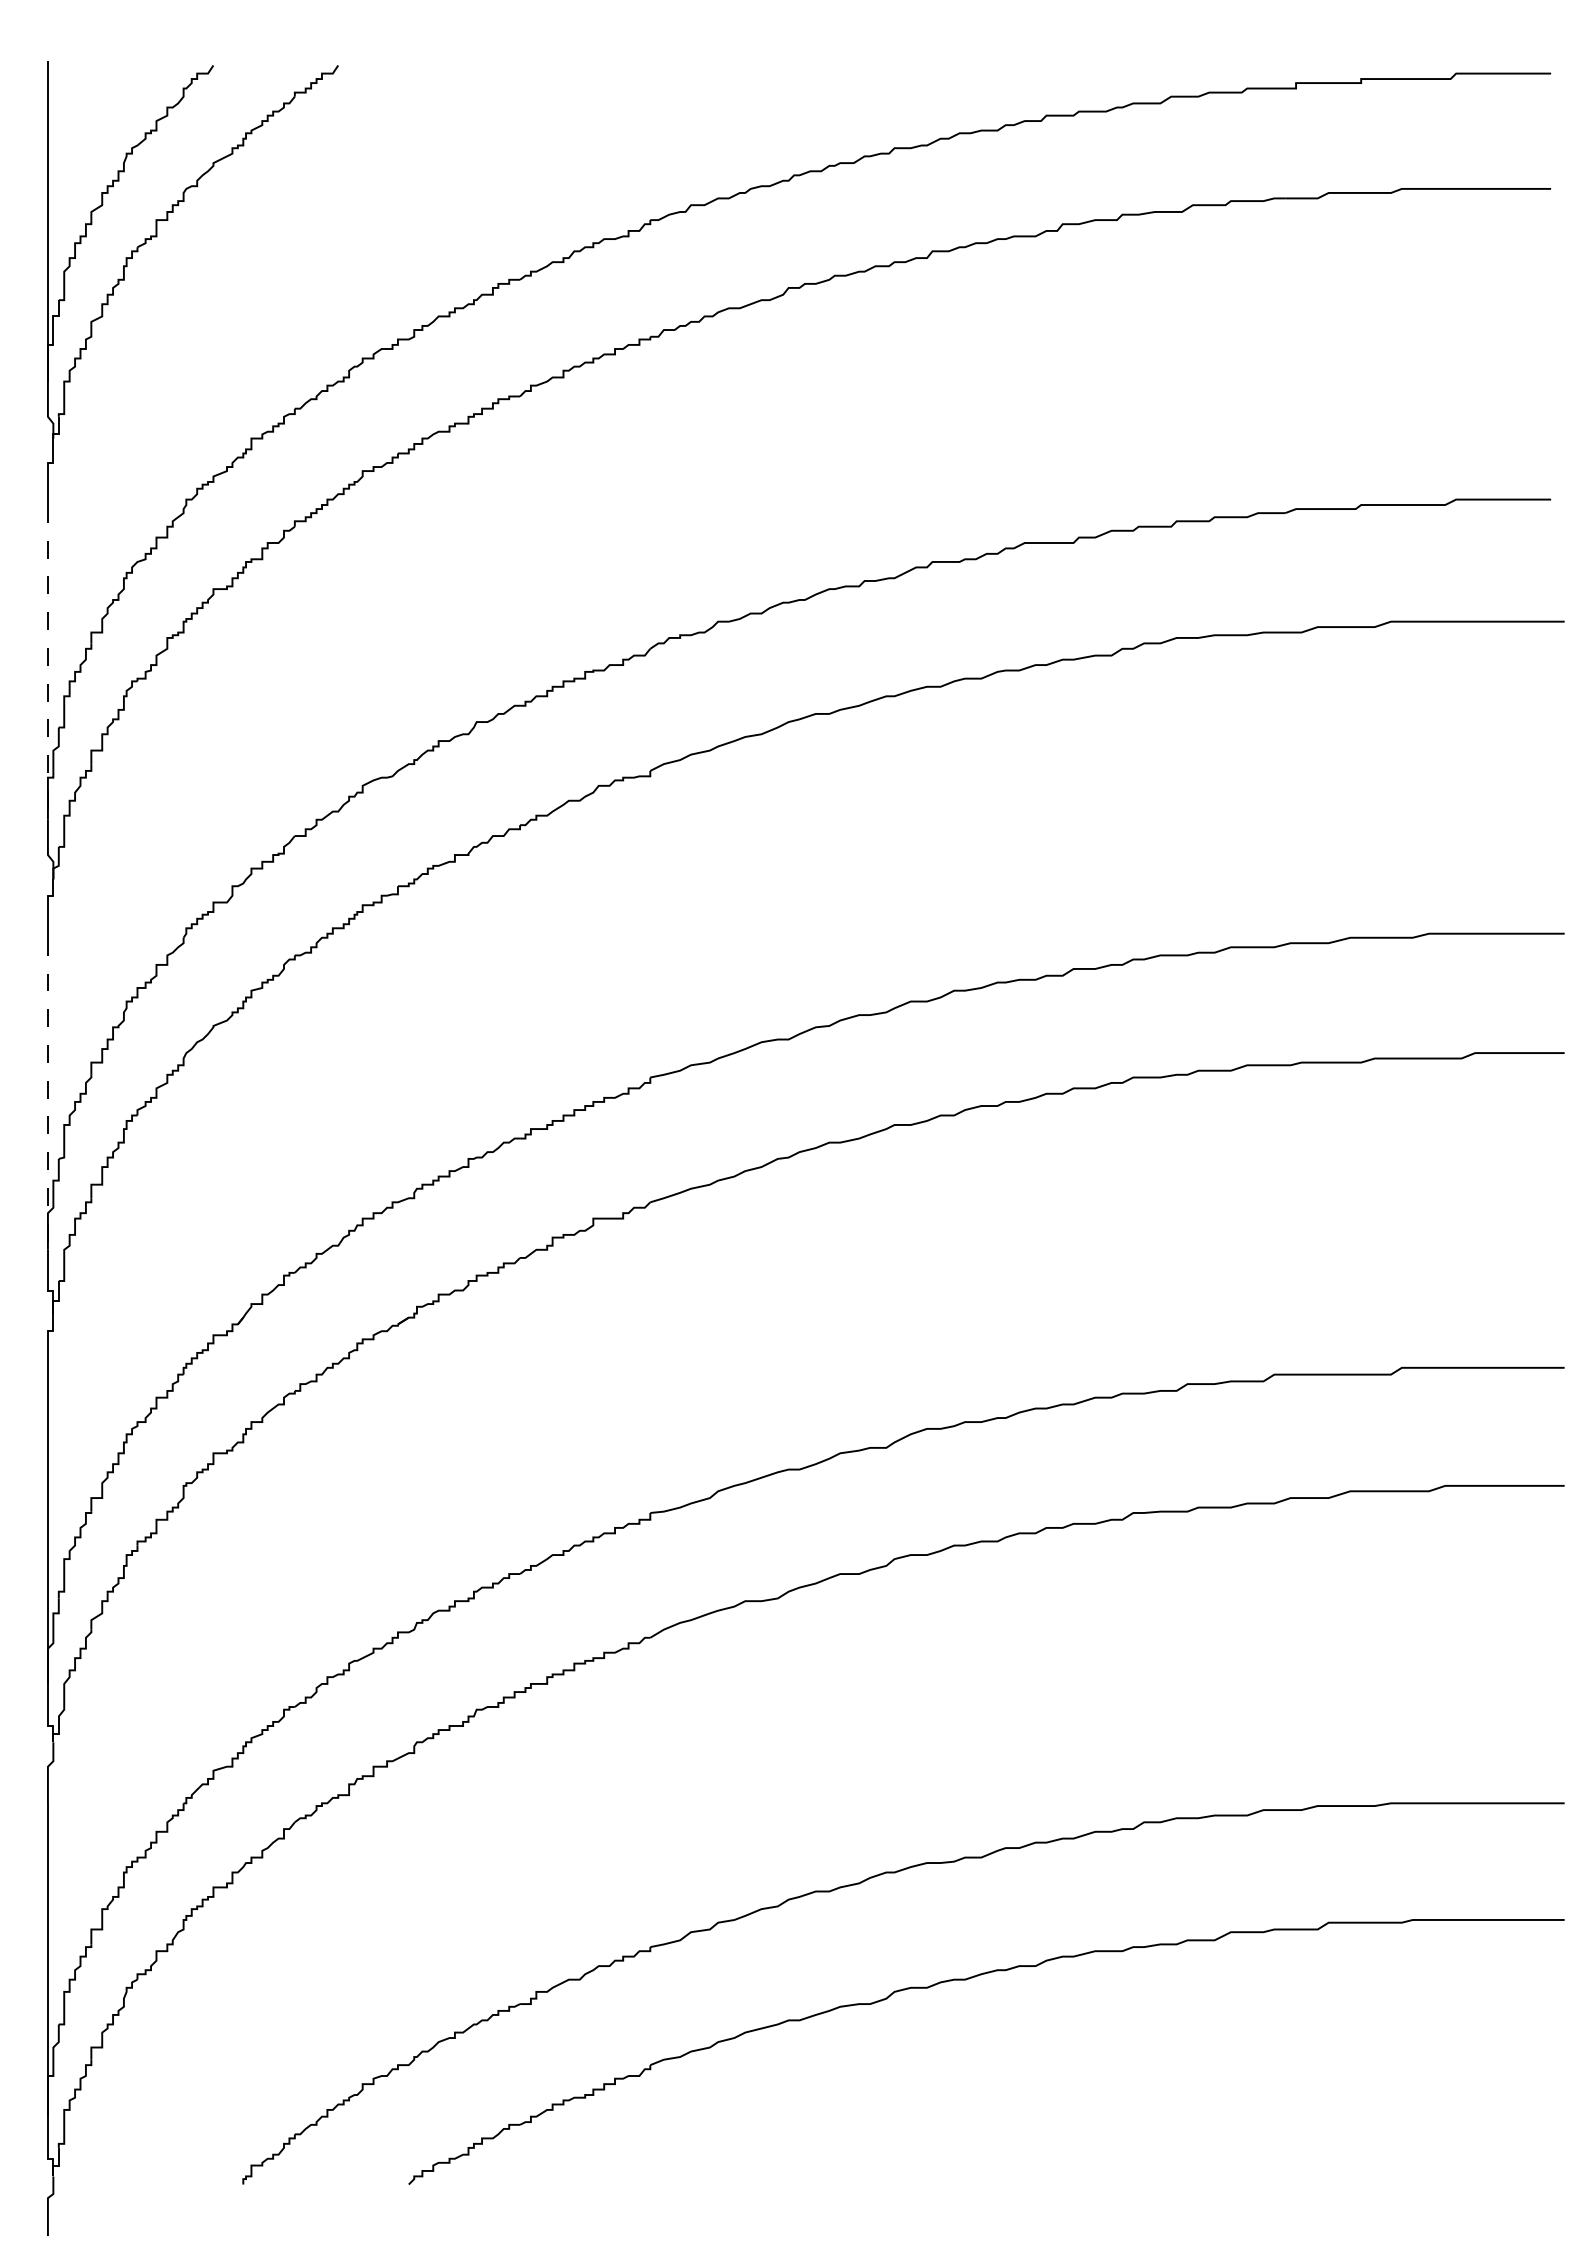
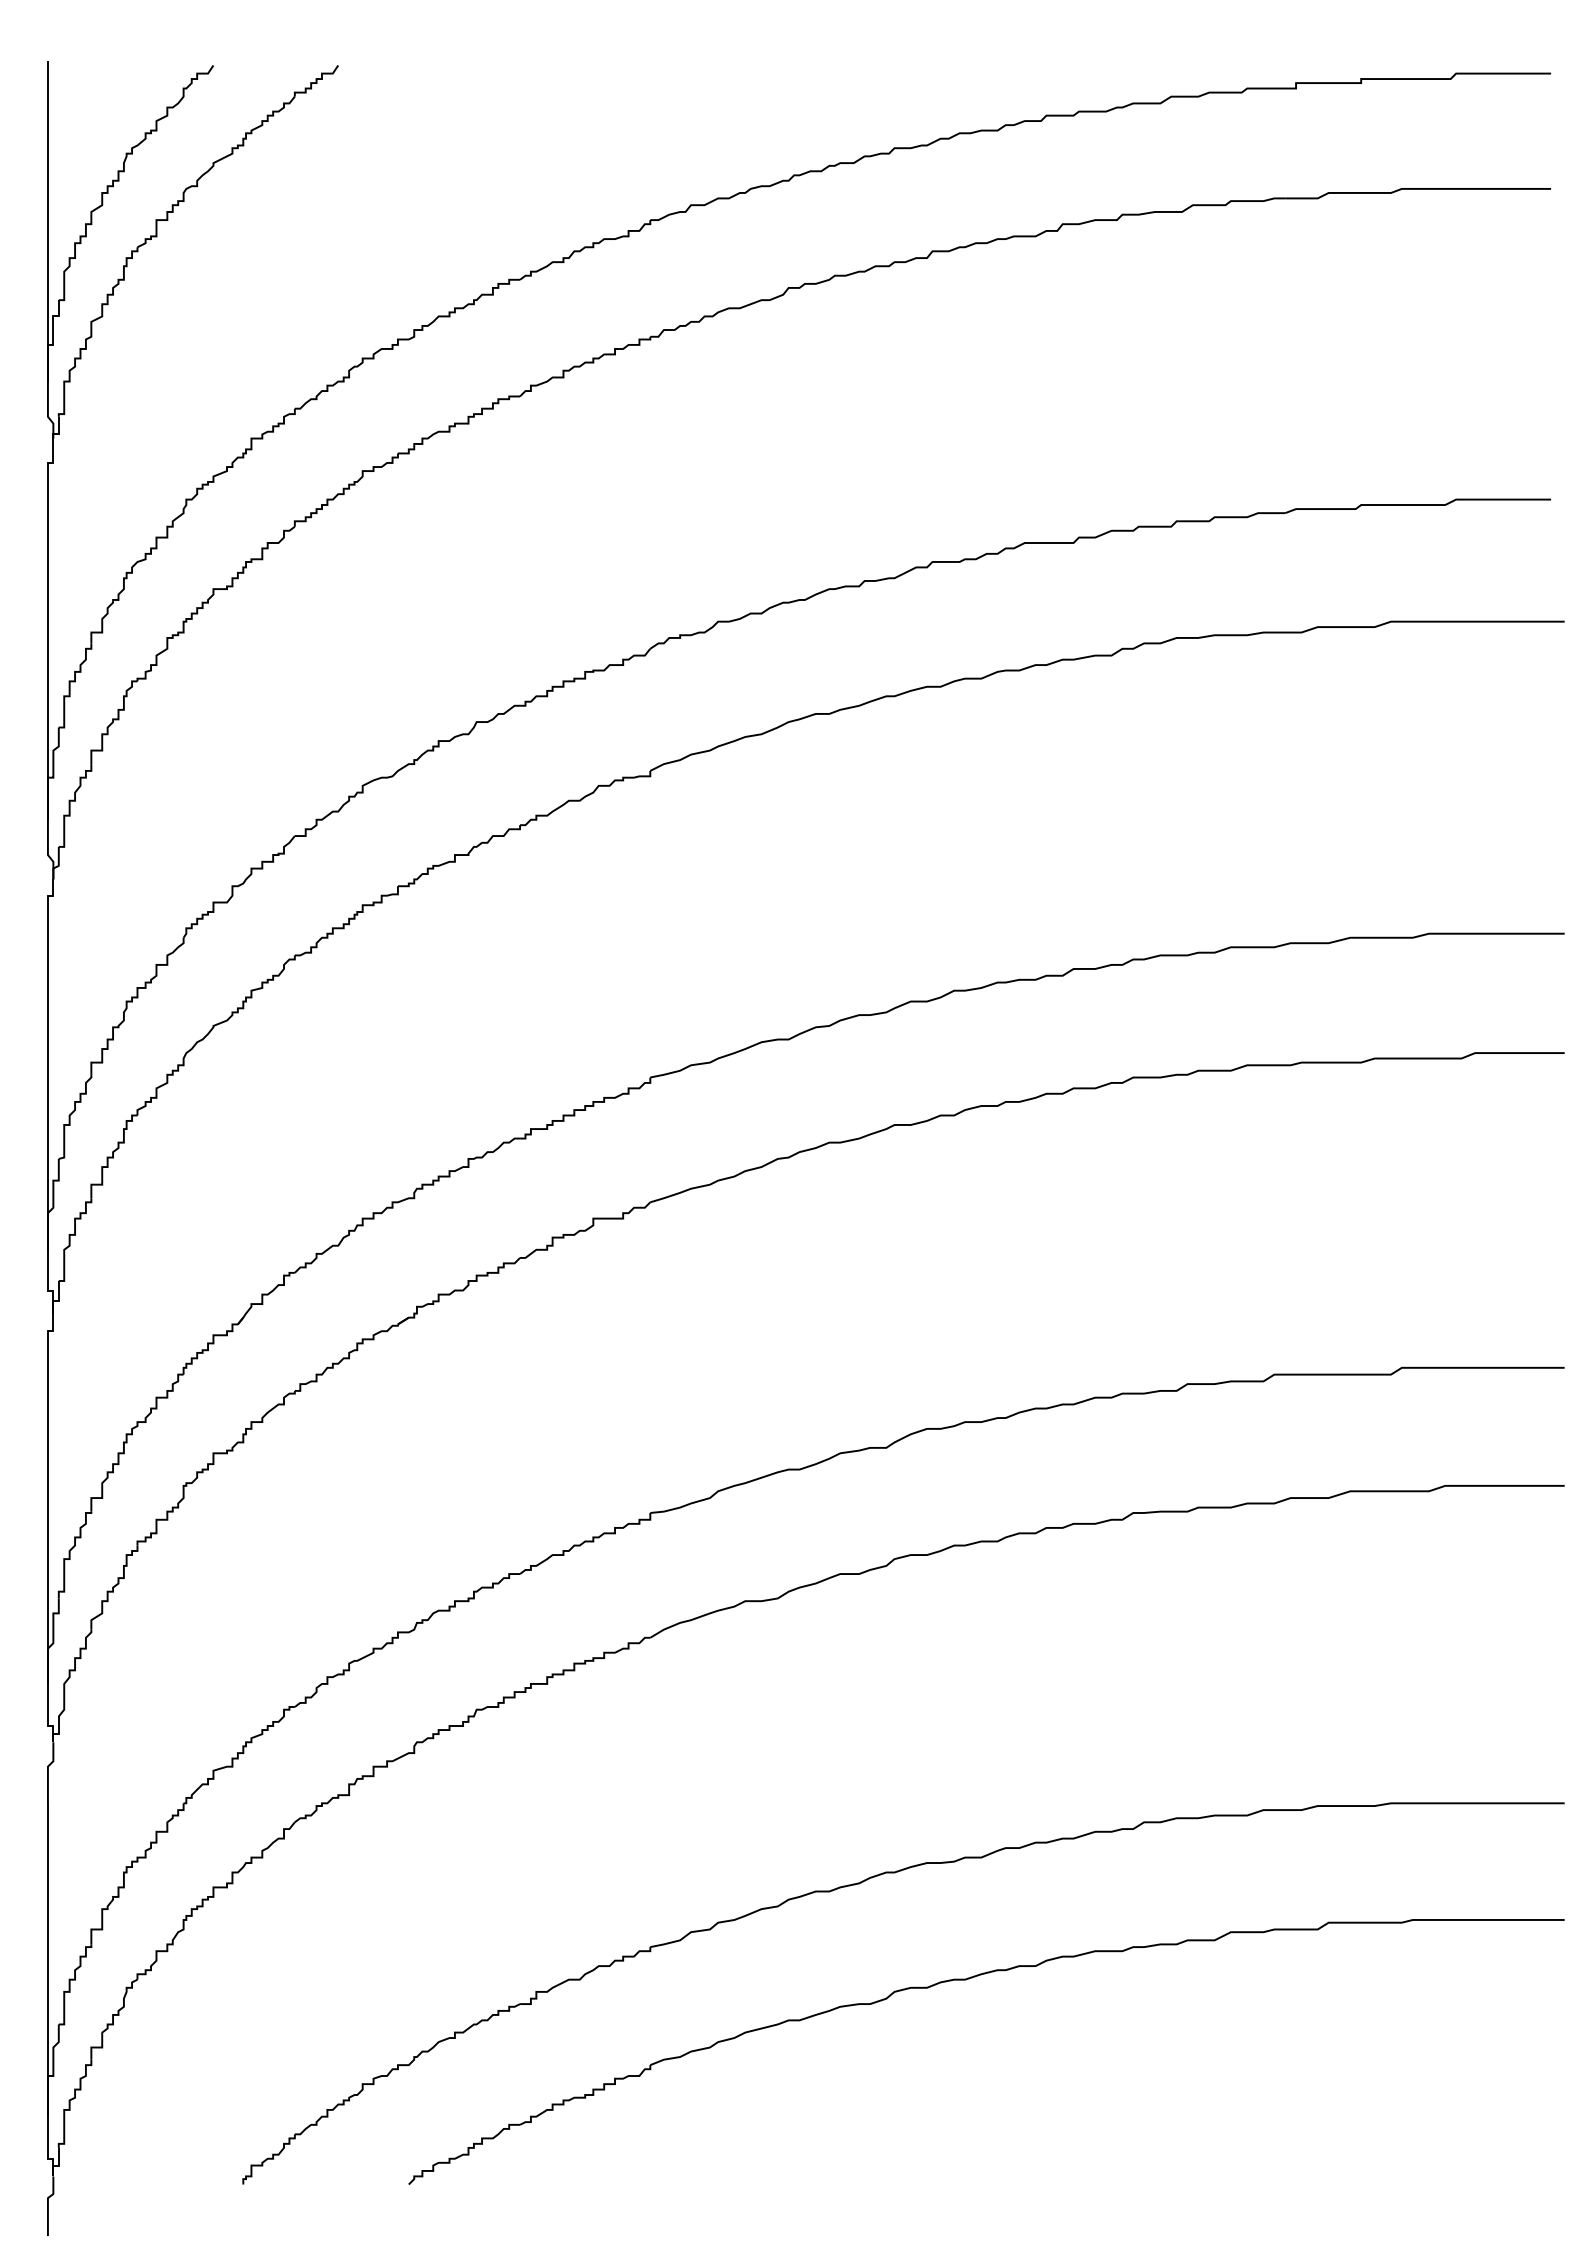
line: dashed -> solid (47, 662)
line: dashed -> solid (47, 1094)
